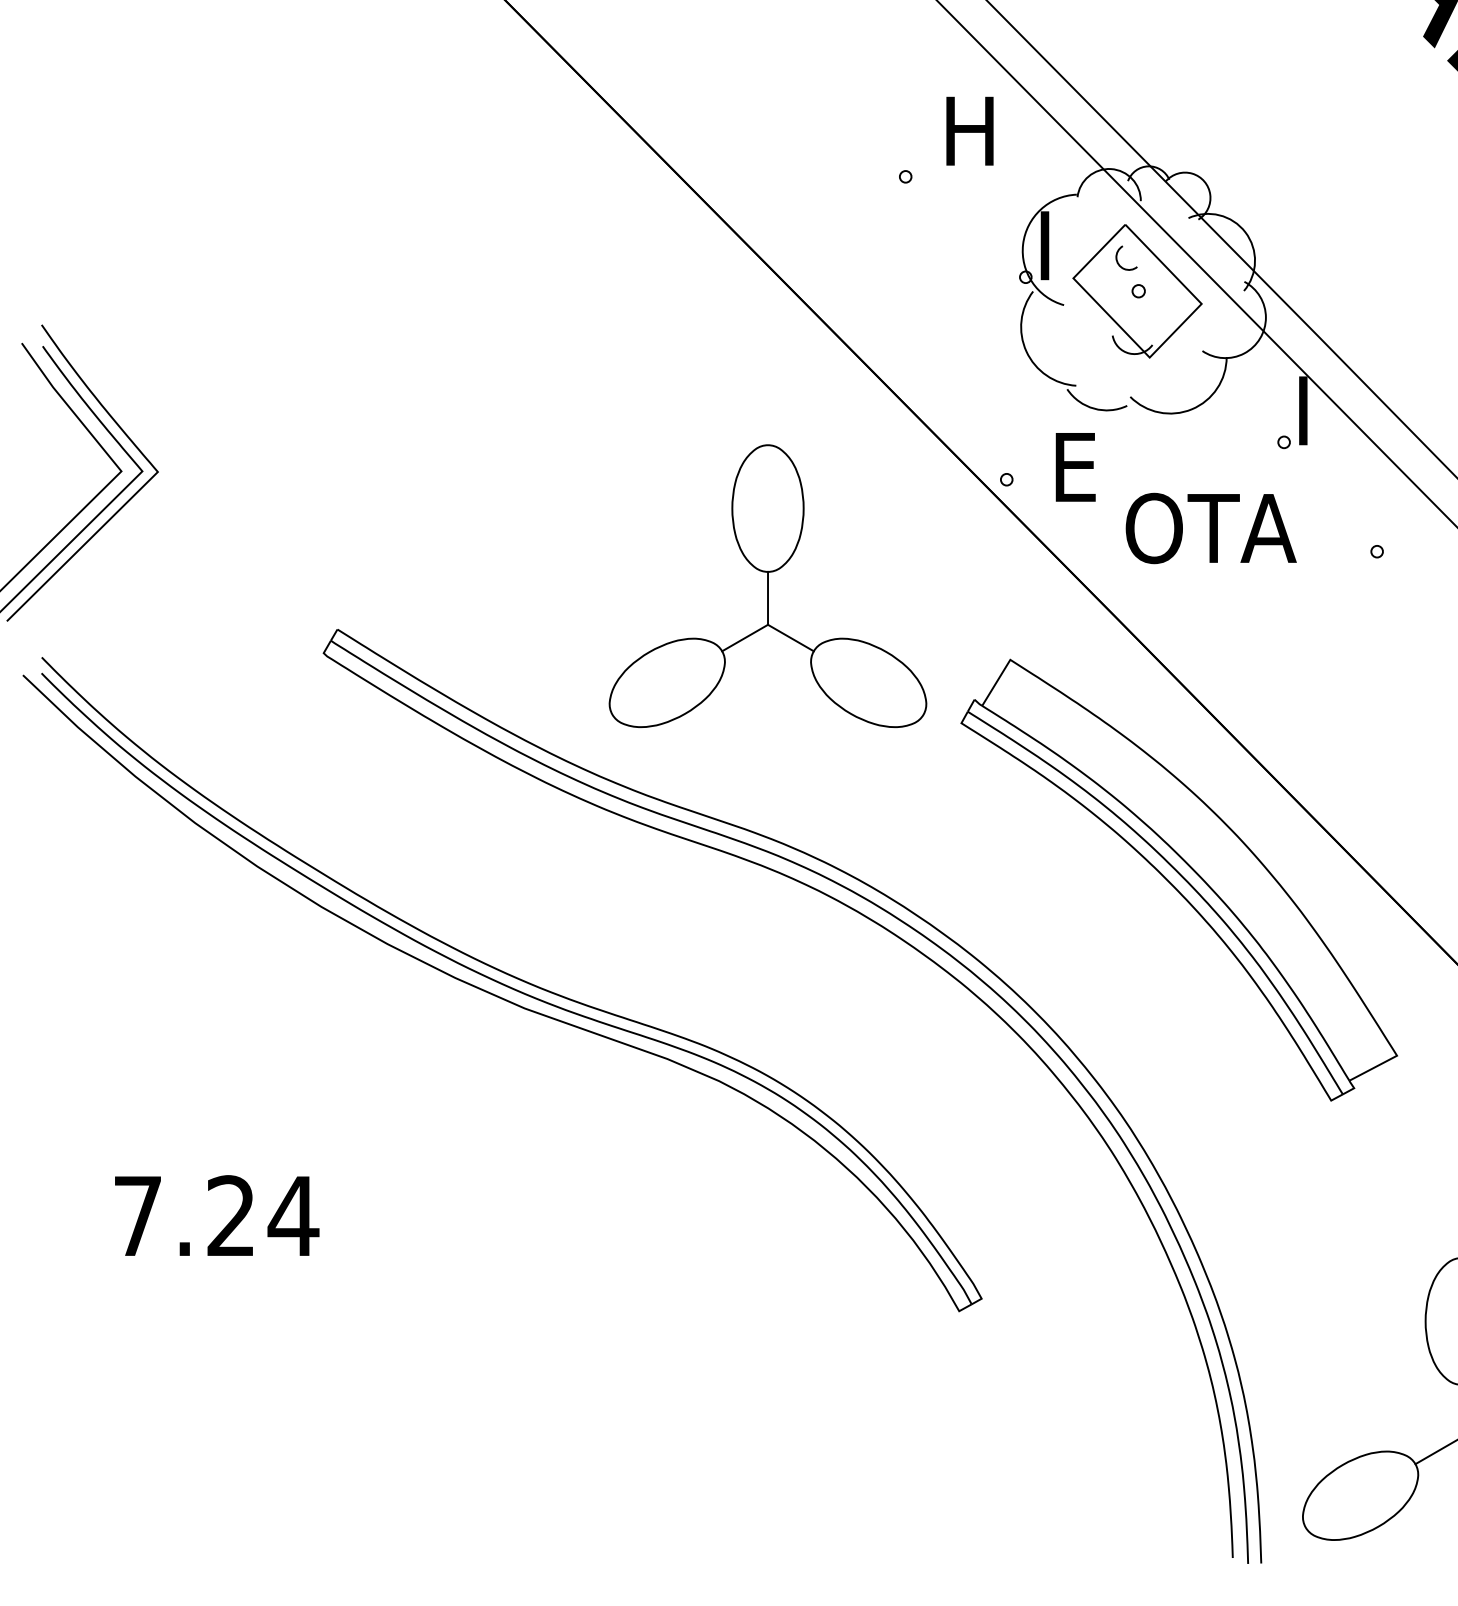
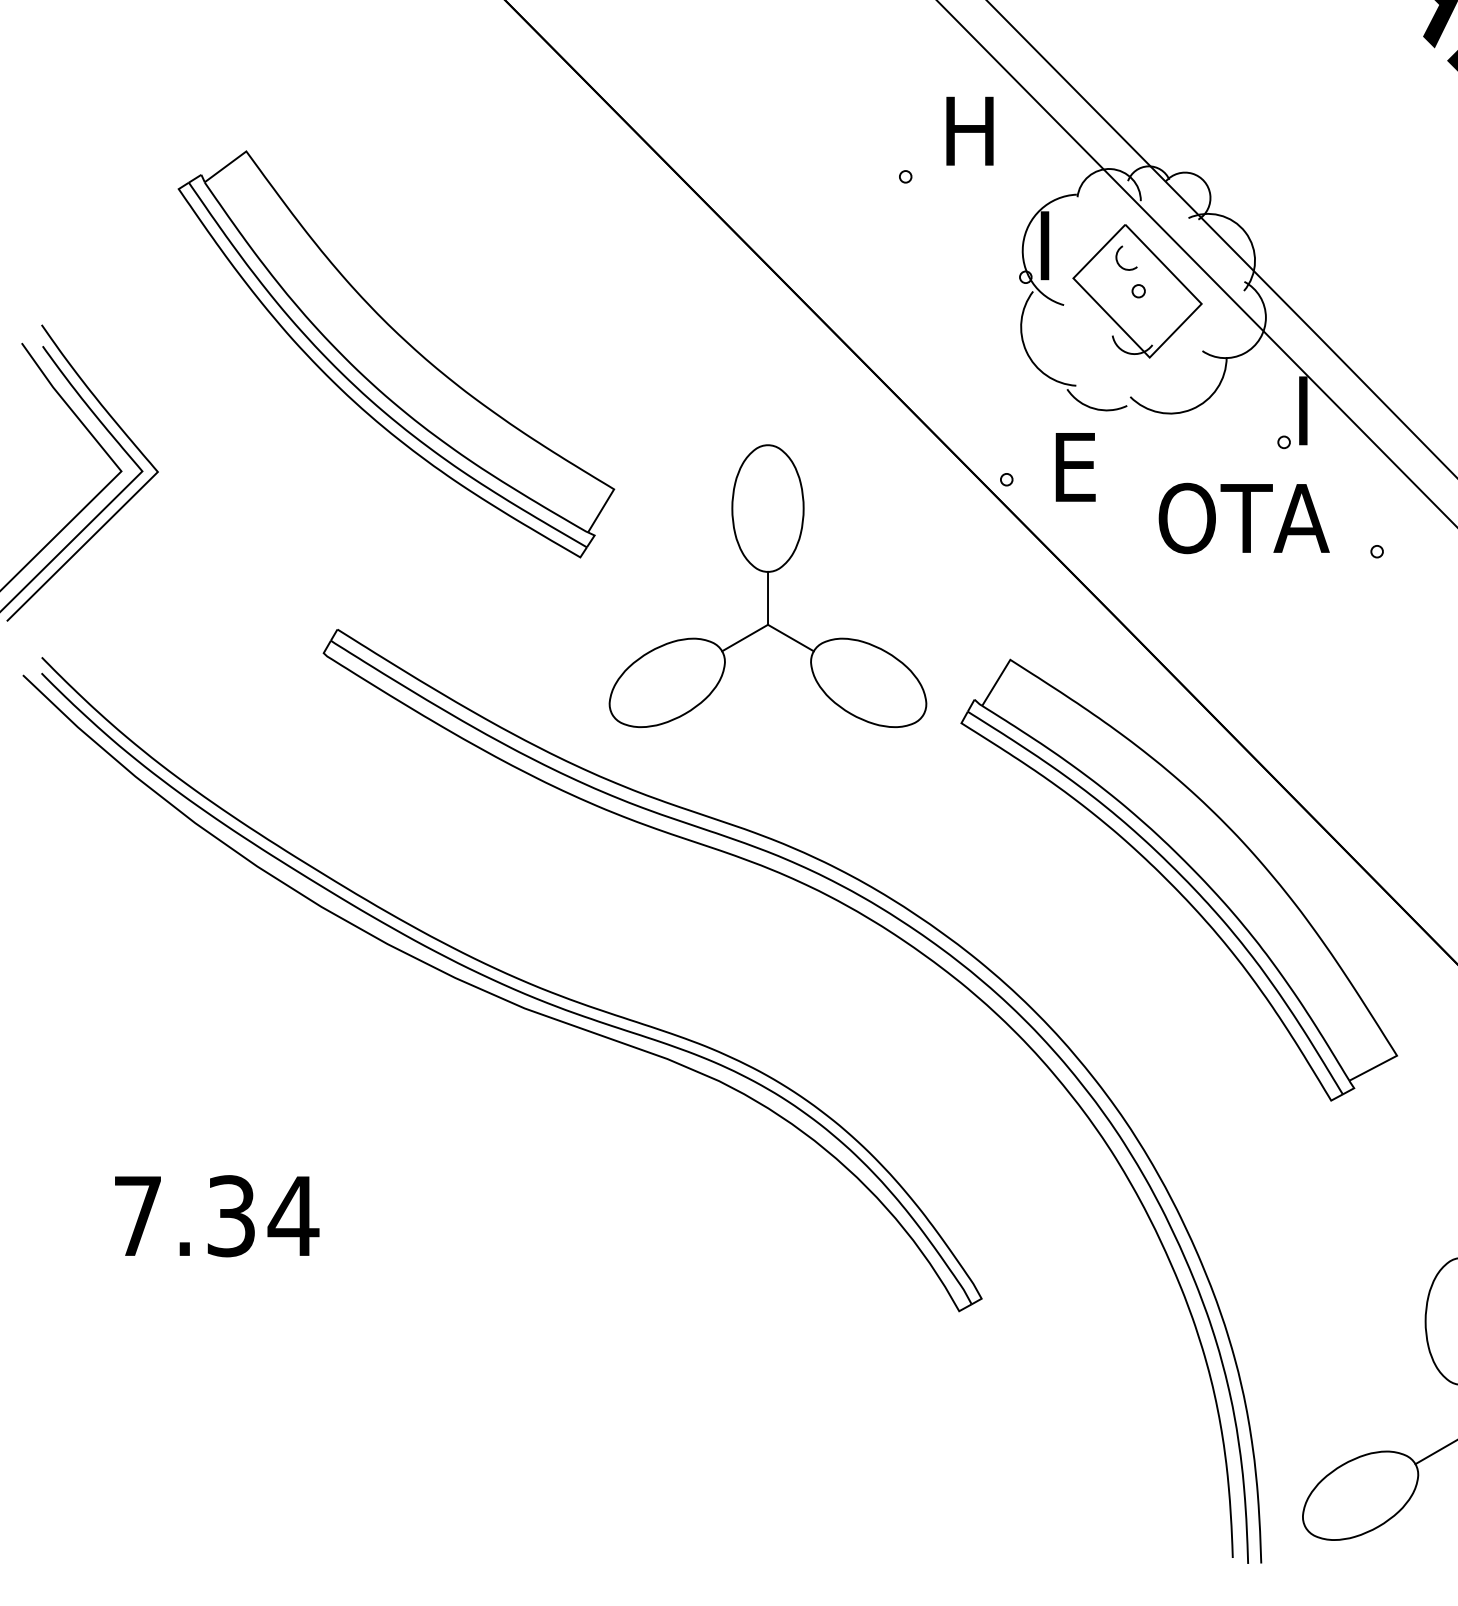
part: none -> present (396, 354)
text position: (1210, 528) -> (1243, 518) (1243, 518)
text: 7.24 -> 7.34 (230, 1216)
